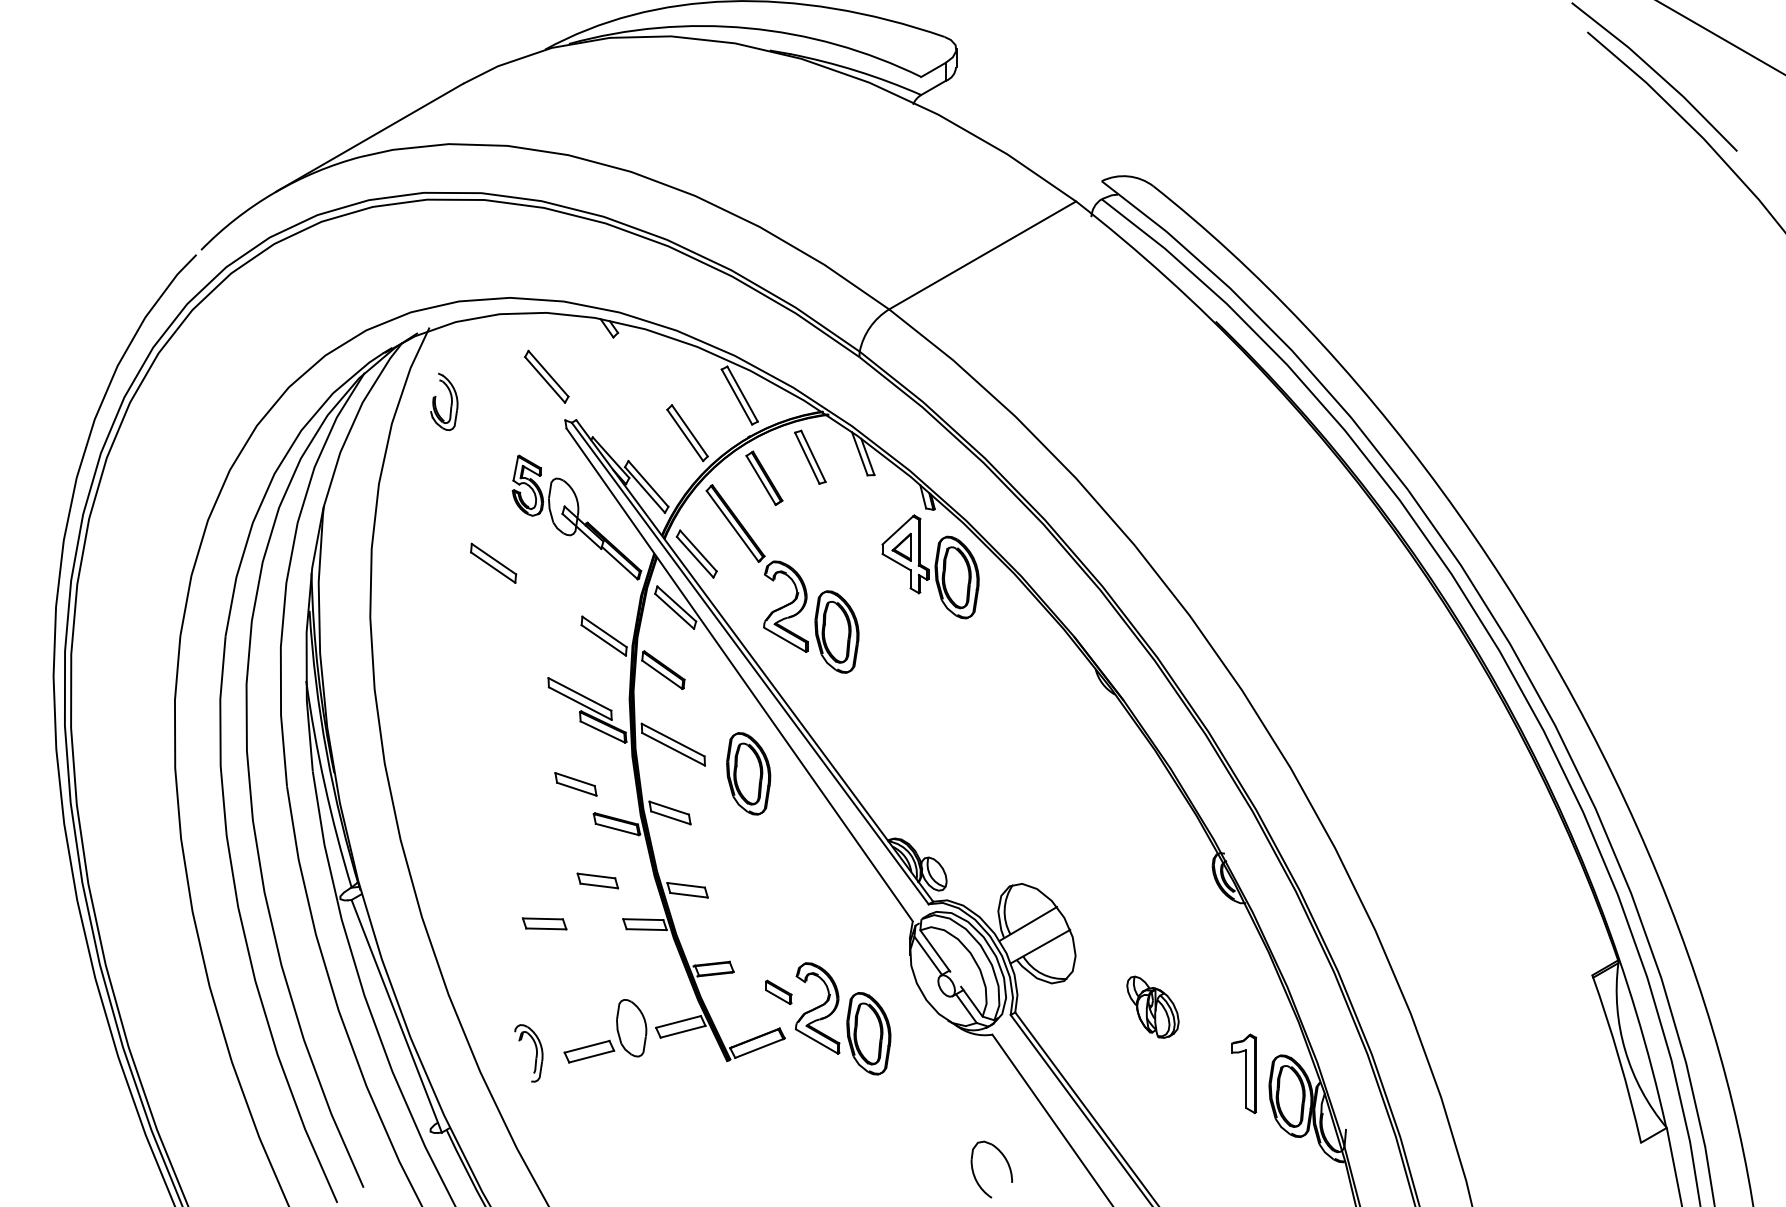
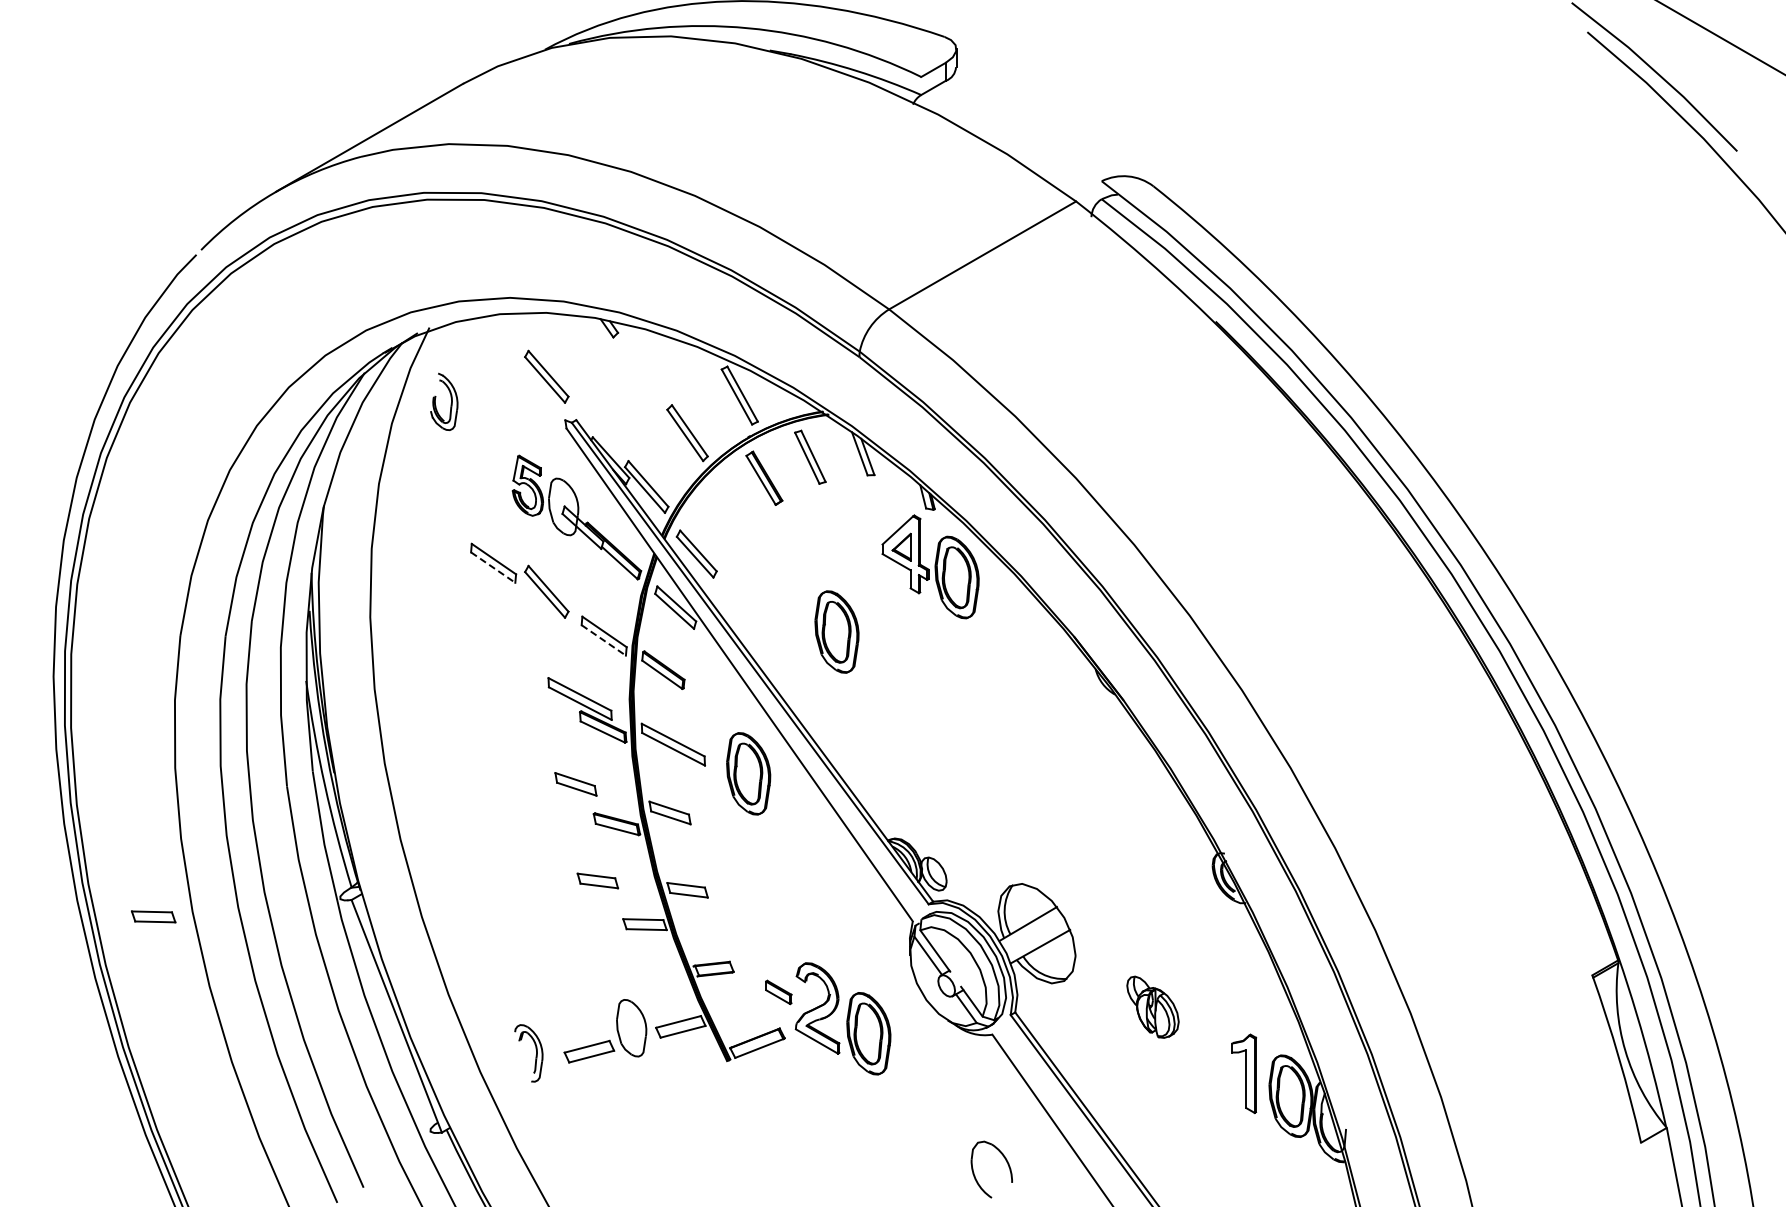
part: present -> none (757, 562)
line: solid -> dashed (493, 567)
part: none -> present (546, 591)
line: solid -> dashed (603, 640)
part position: (544, 923) -> (153, 916) (153, 916)
